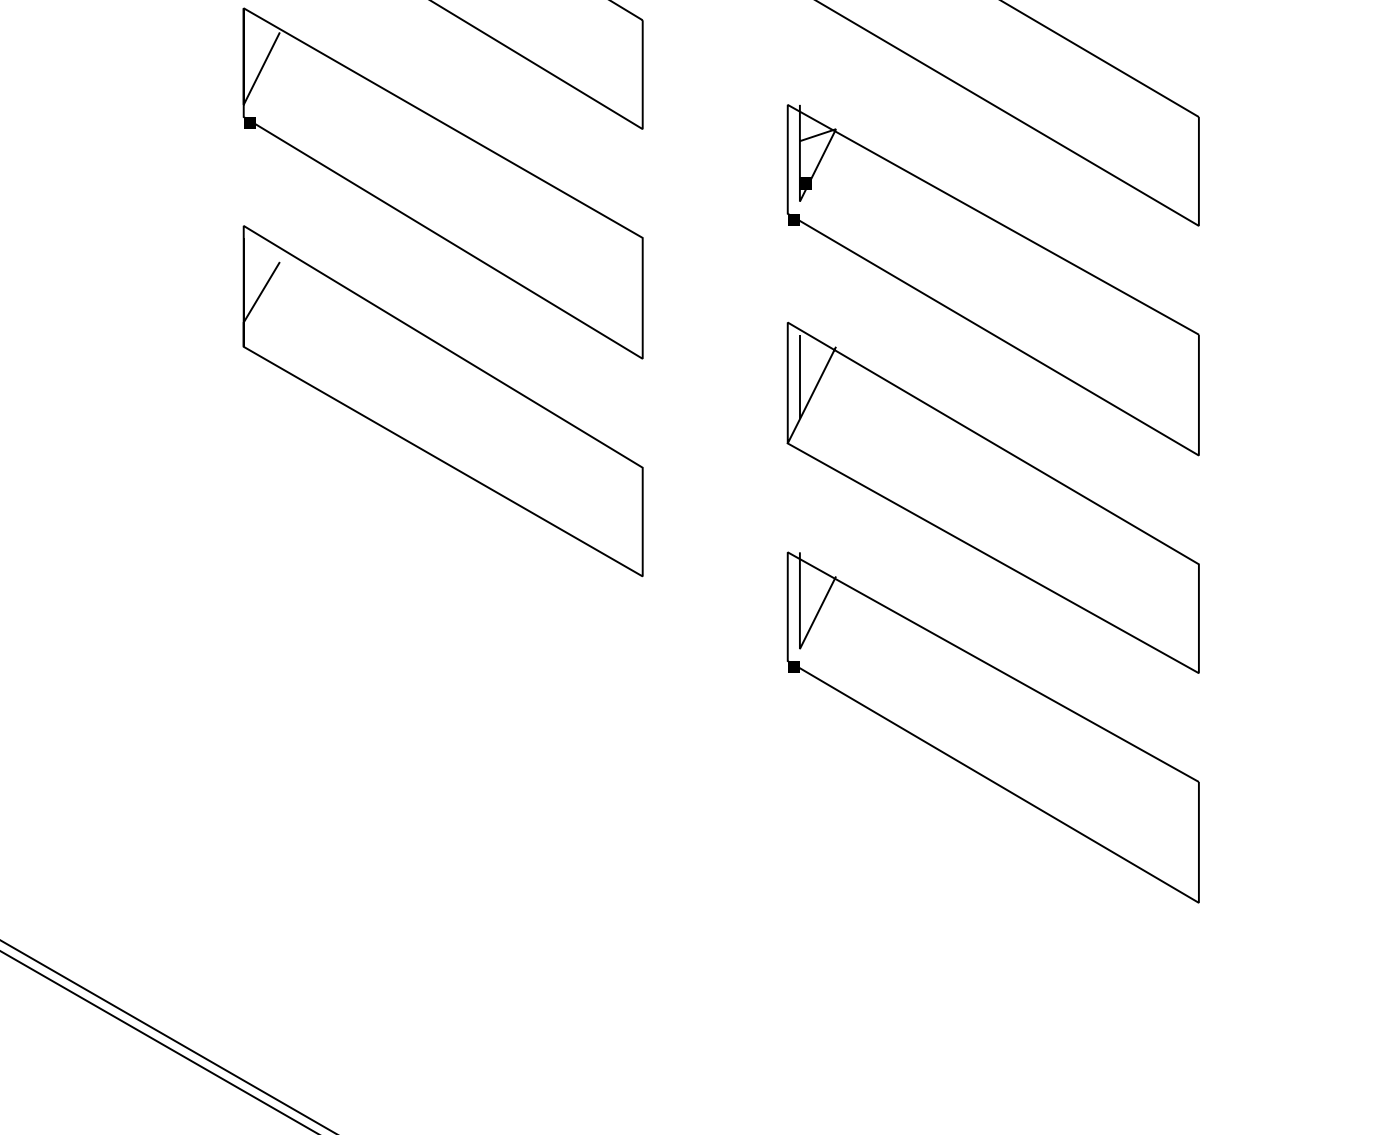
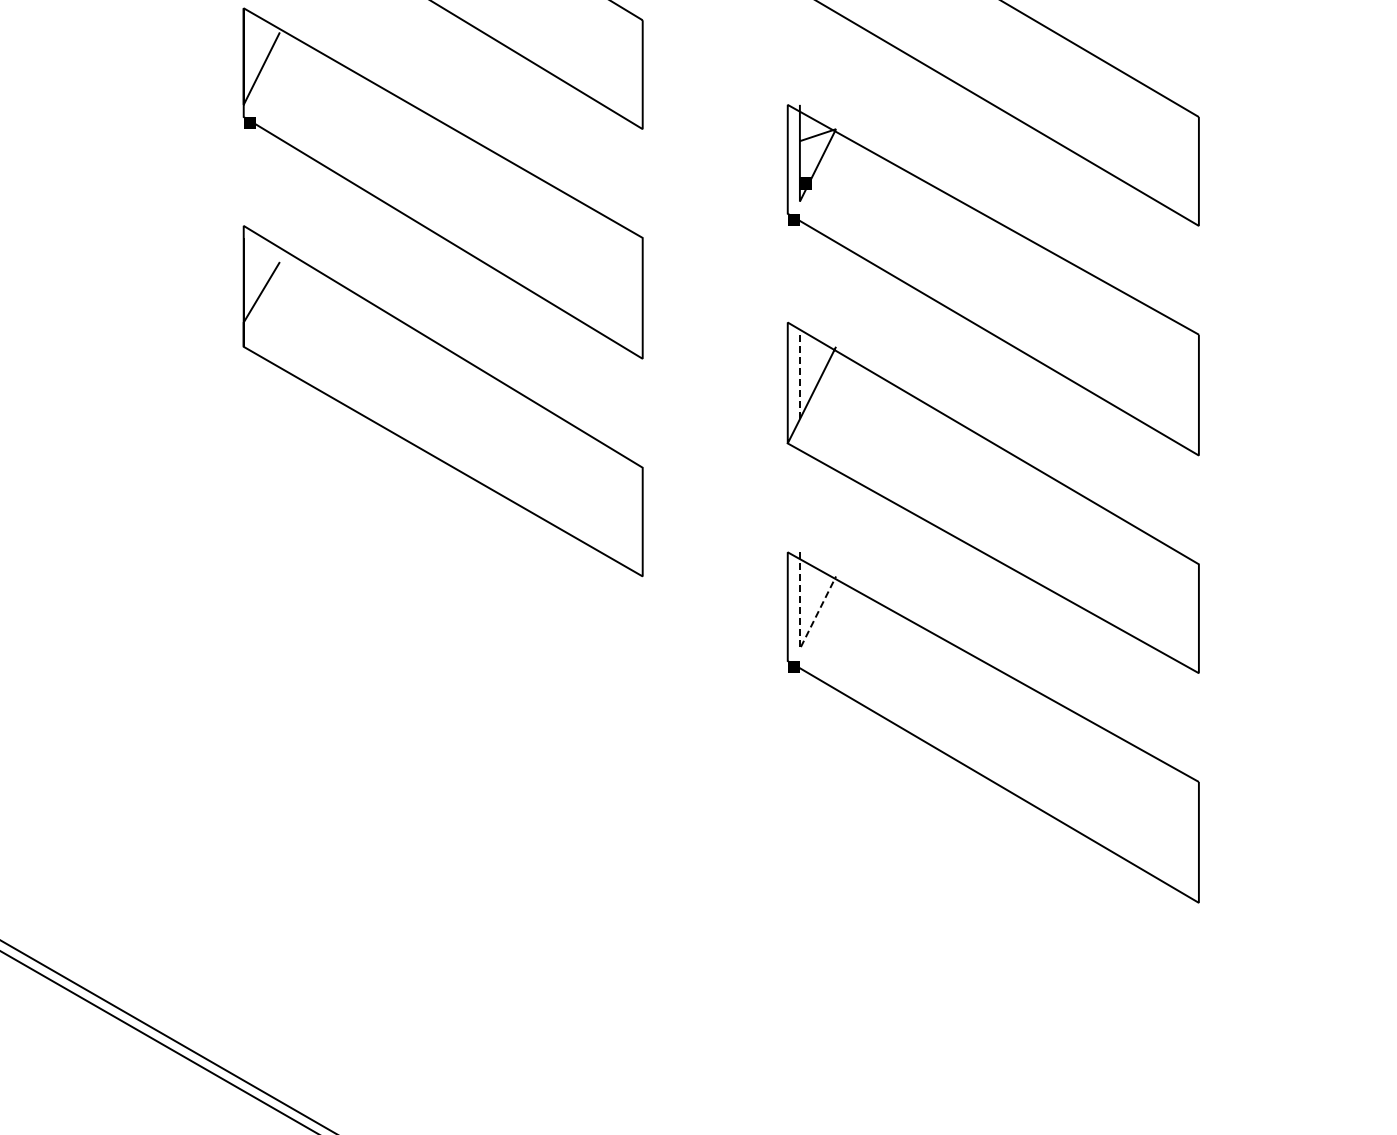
line: solid -> dashed (799, 376)
line: solid -> dashed (799, 642)
